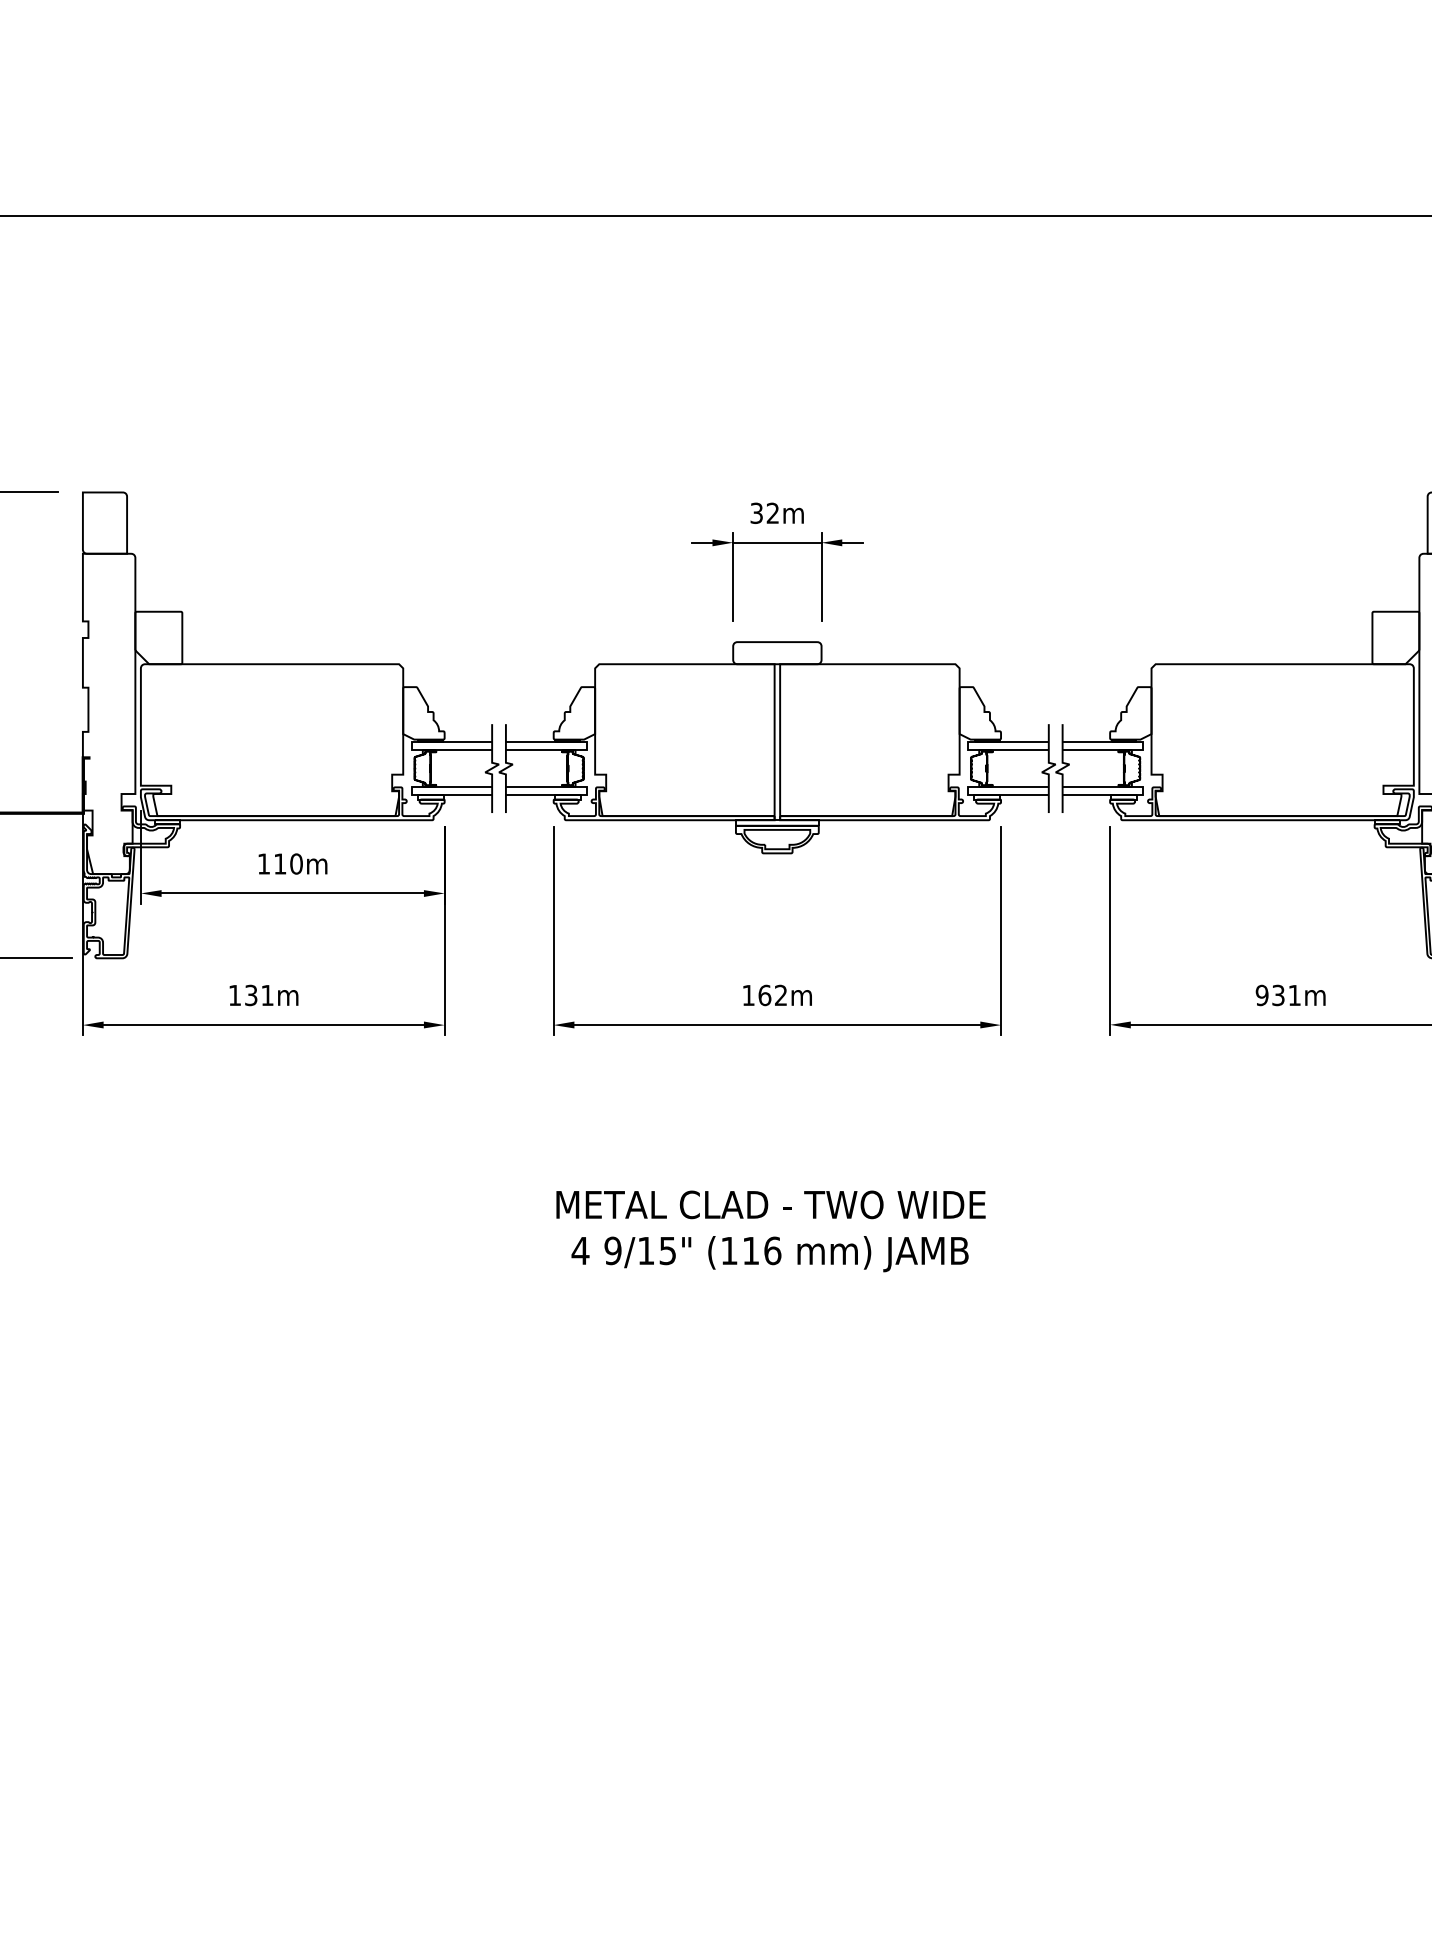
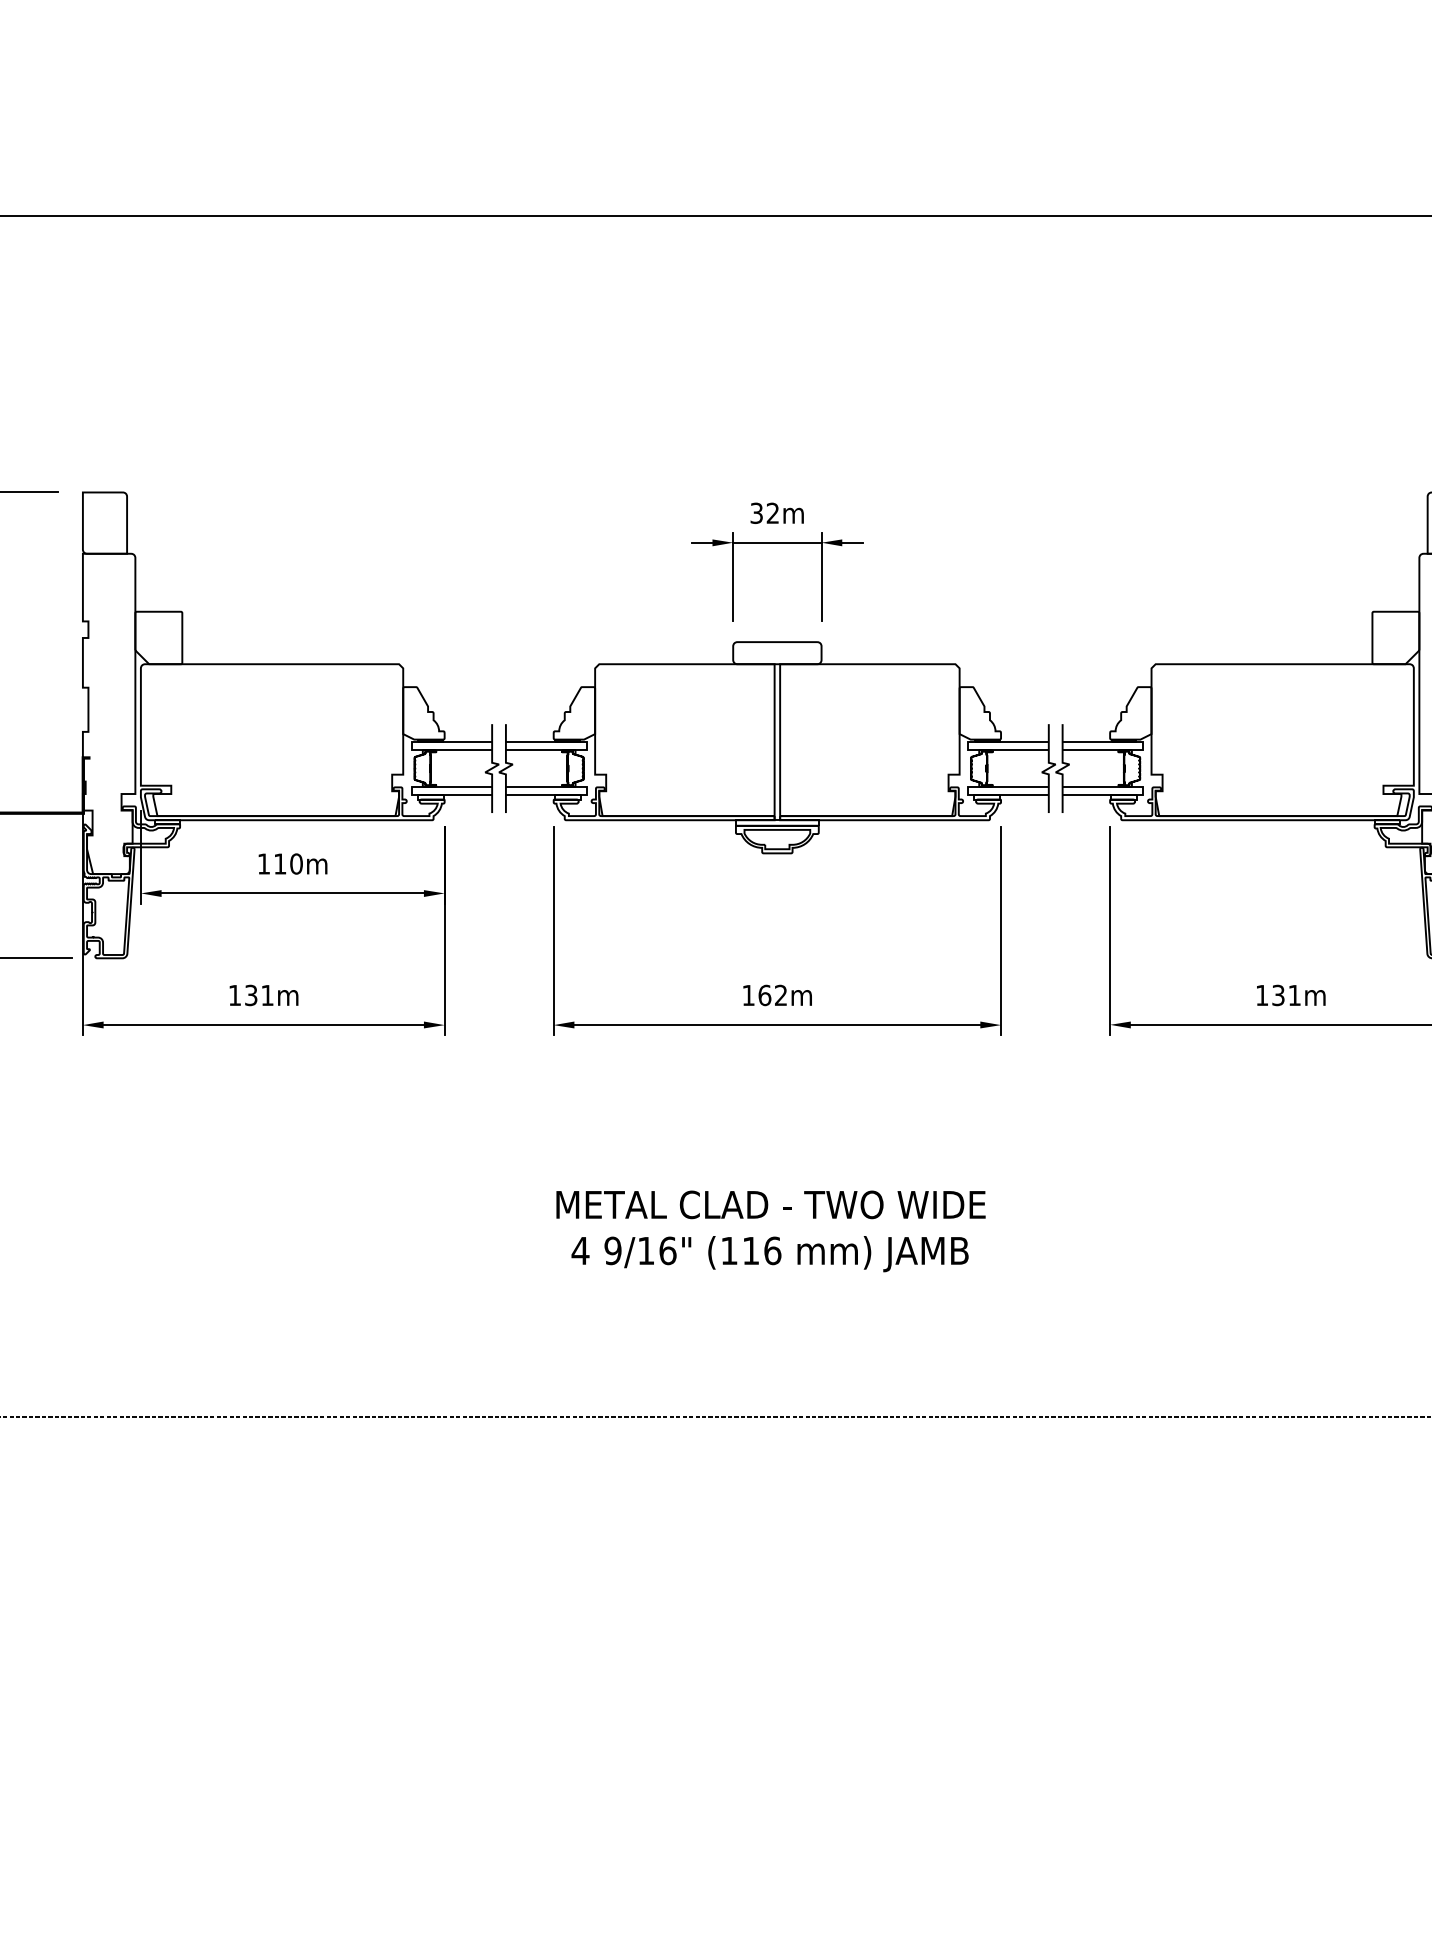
text: 931m -> 131m (1261, 995)
text: 9/15" -> 9/16" (667, 1250)
line: none -> present (715, 1416)
